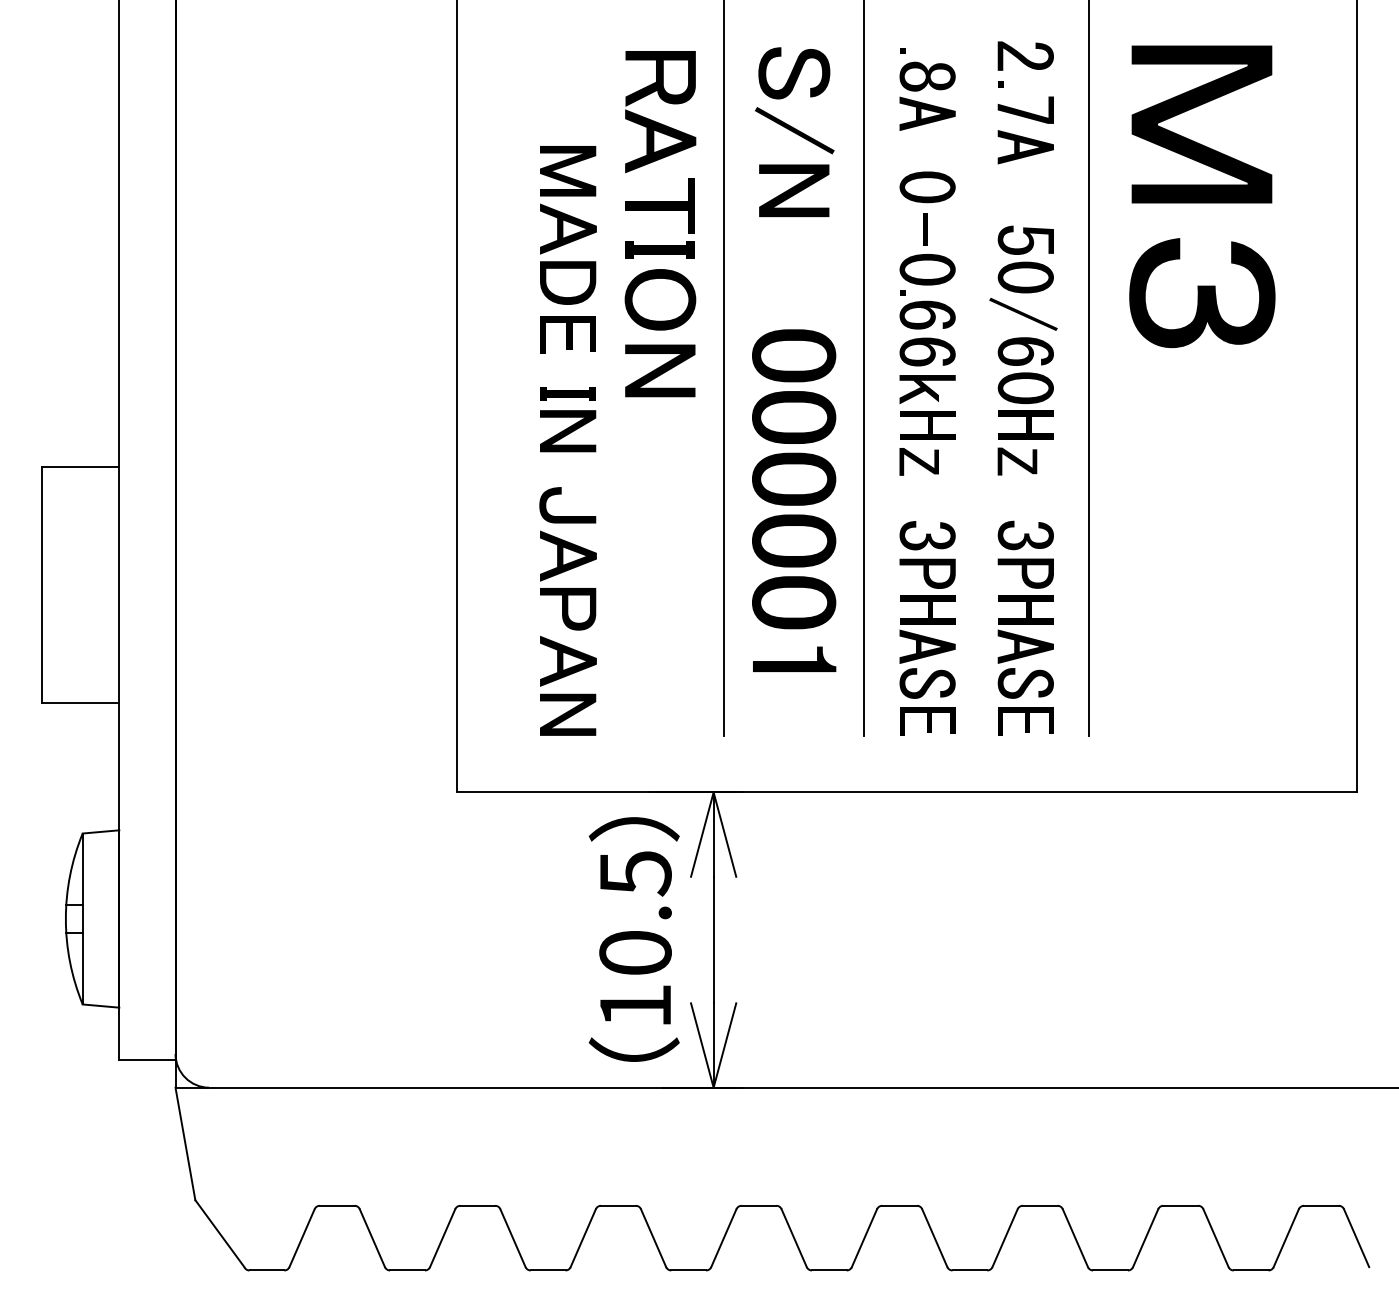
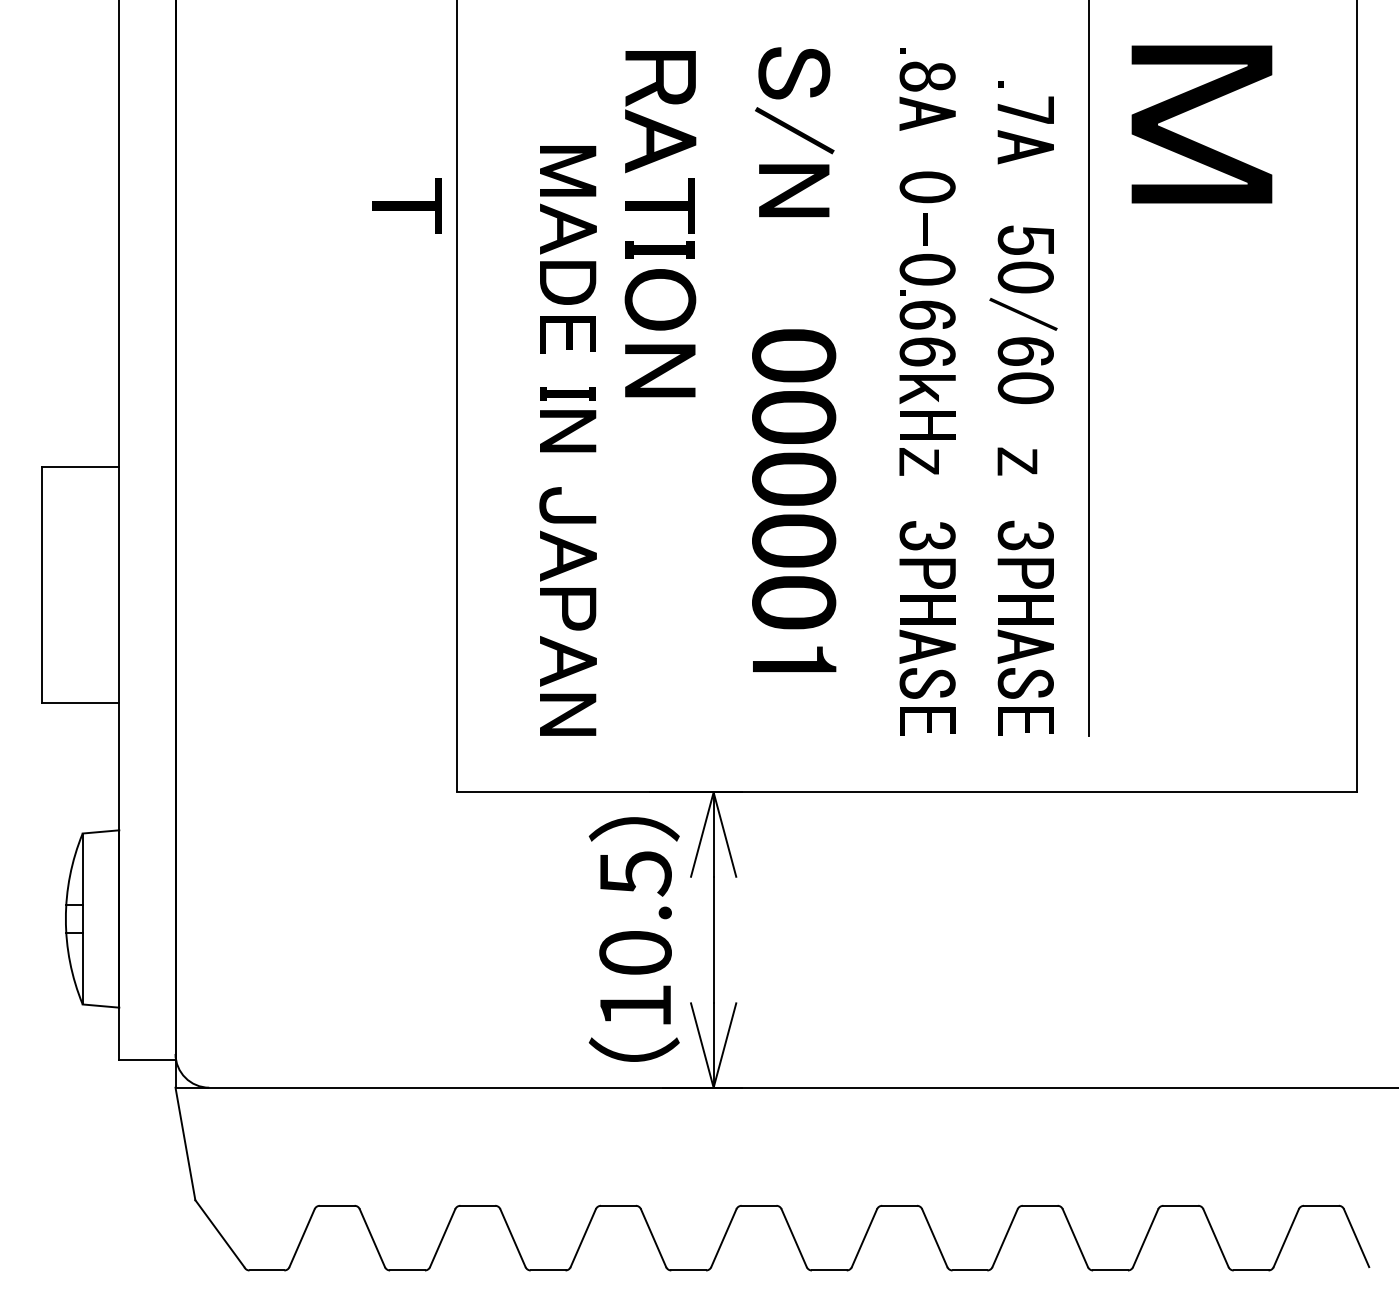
fill: present -> none (1025, 55)
part: none -> present (406, 205)
part: present -> none (1202, 293)
line: present -> none (723, 368)
line: present -> none (864, 368)
fill: present -> none (1025, 425)
